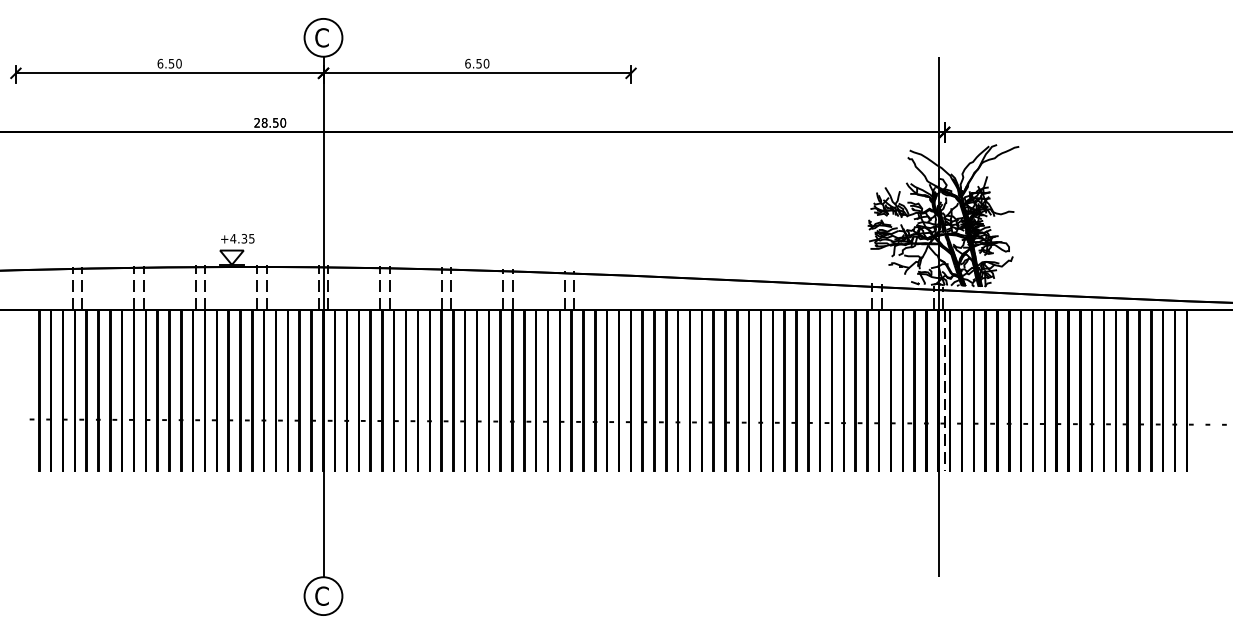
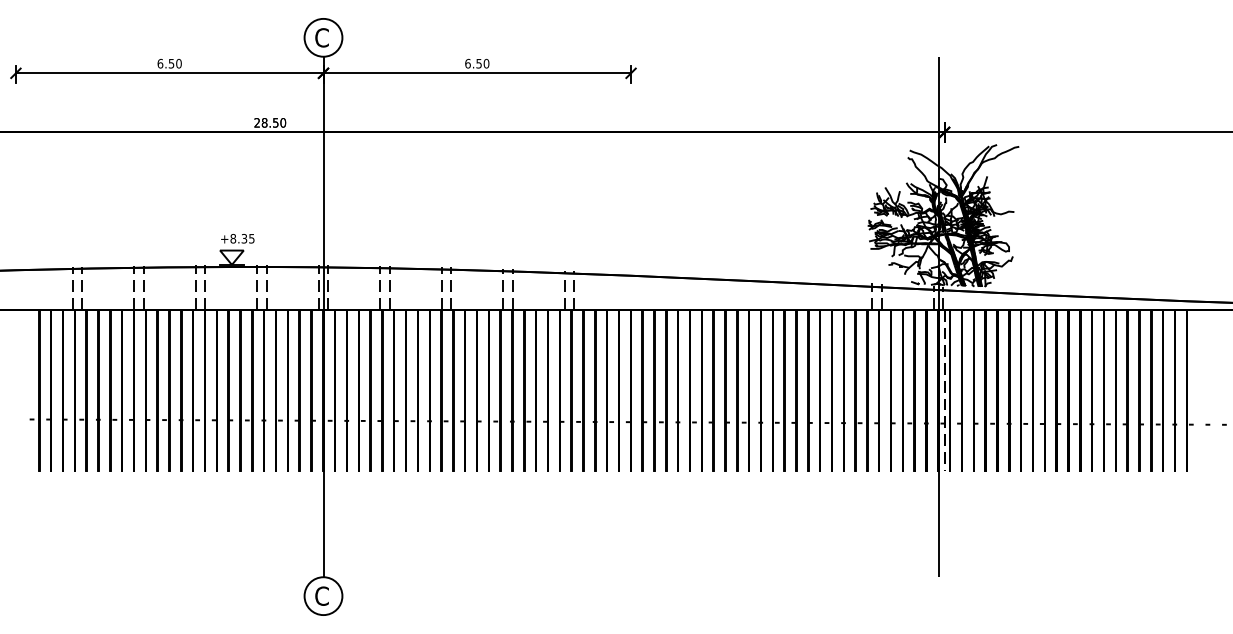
text: +4.35 -> +8.35 (233, 238)
